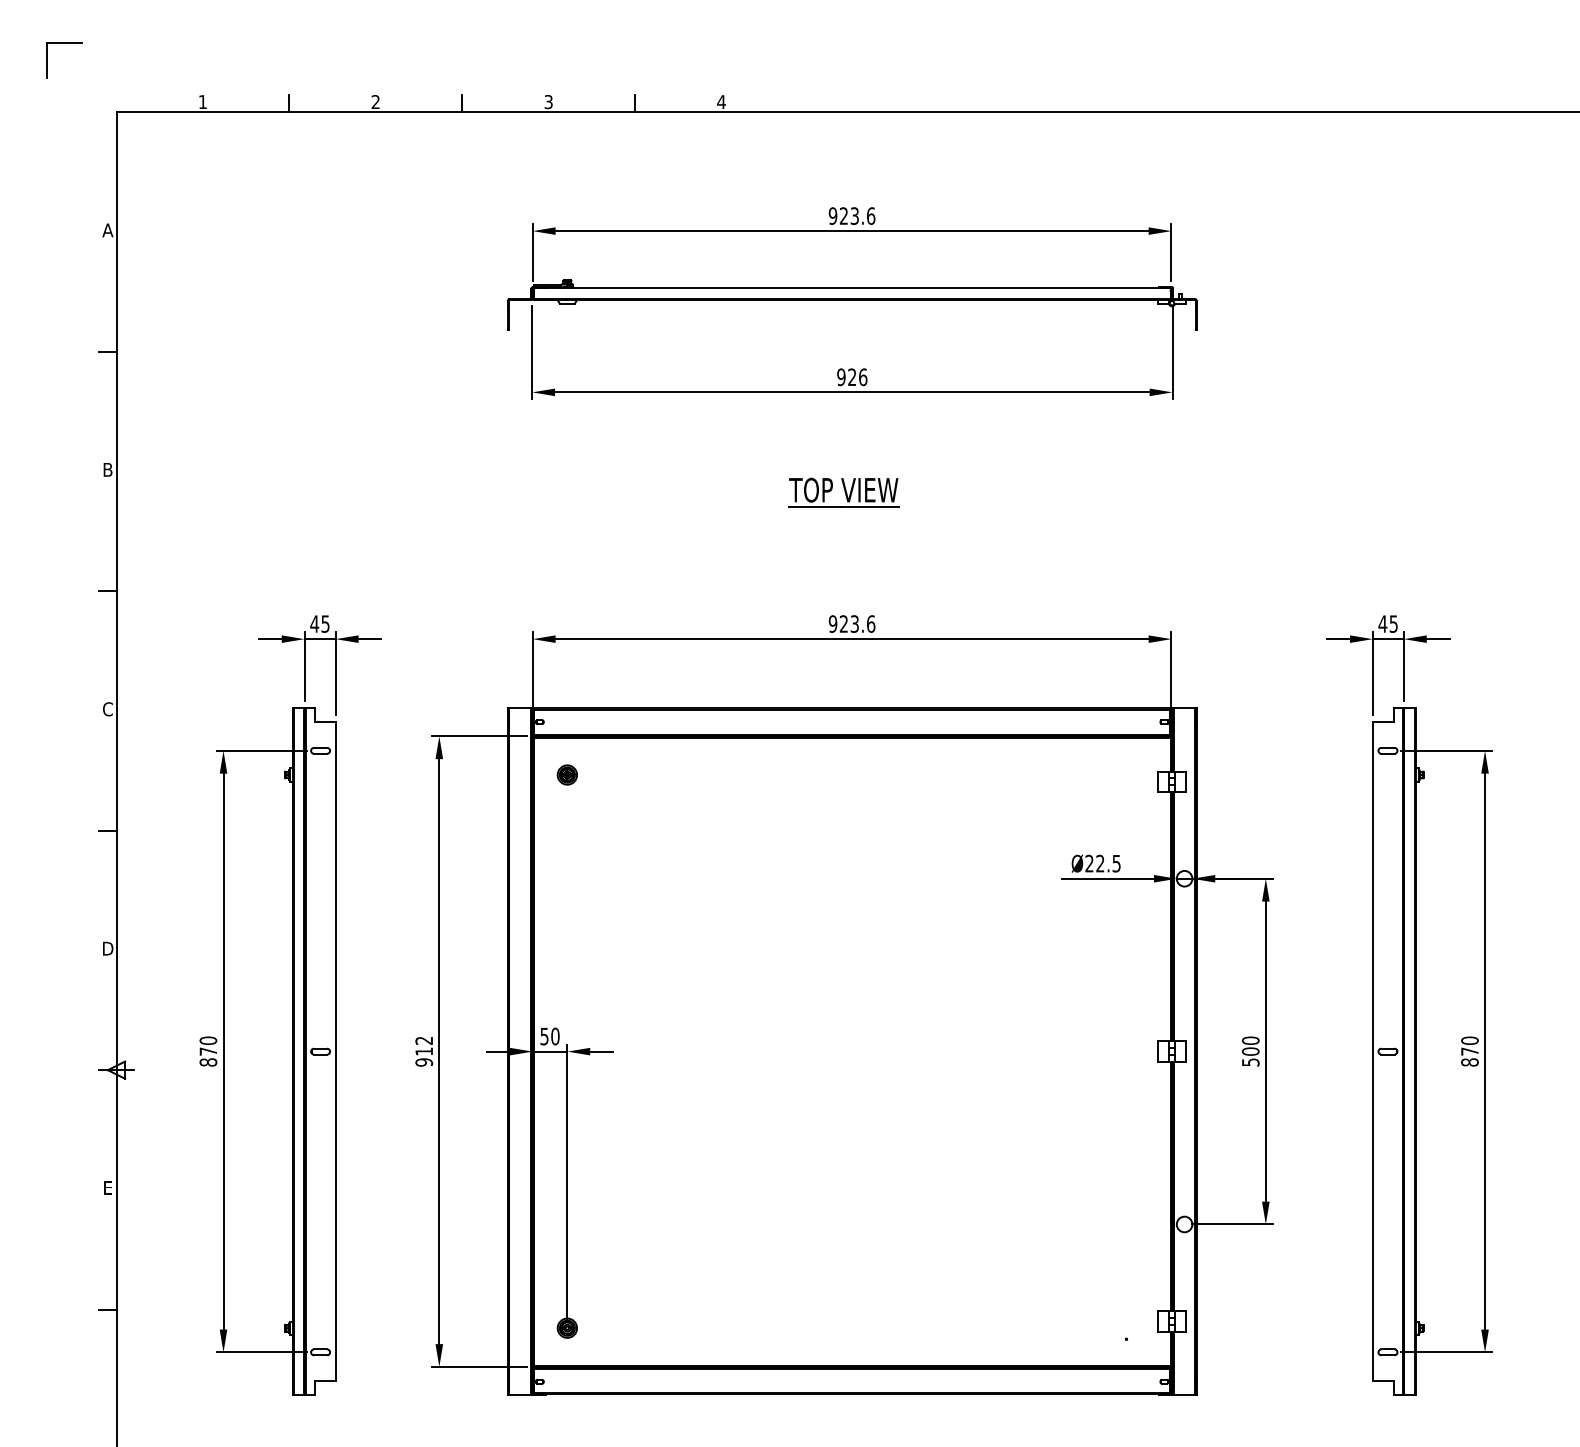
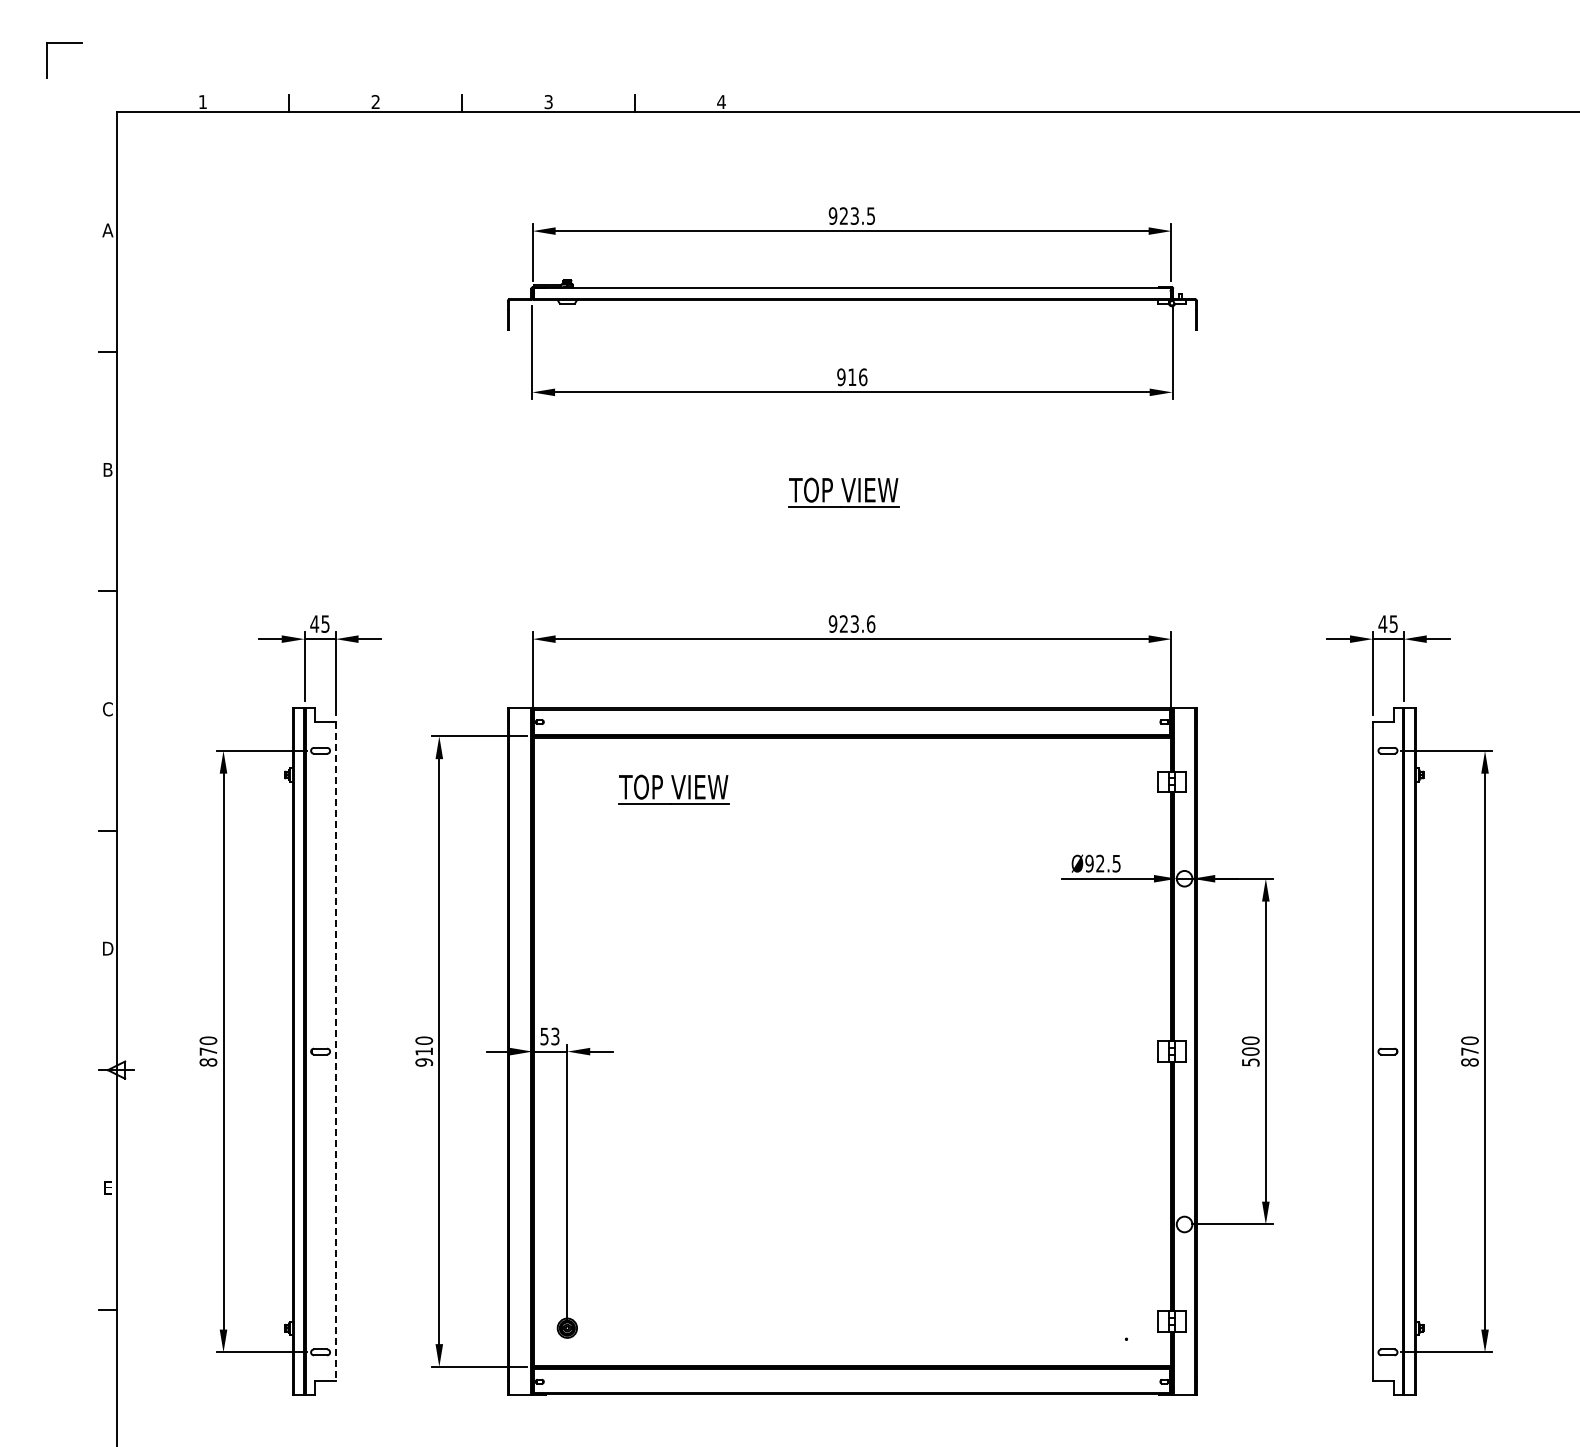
text: 923.6 -> 923.5 (871, 215)
text: 926 -> 916 (852, 376)
part: present -> none (566, 774)
part: none -> present (673, 789)
text: Ø22.5 -> Ø92.5 (1089, 863)
text: 50 -> 53 (555, 1036)
text: 912 -> 910 (424, 1040)
line: solid -> dashed (335, 1052)
